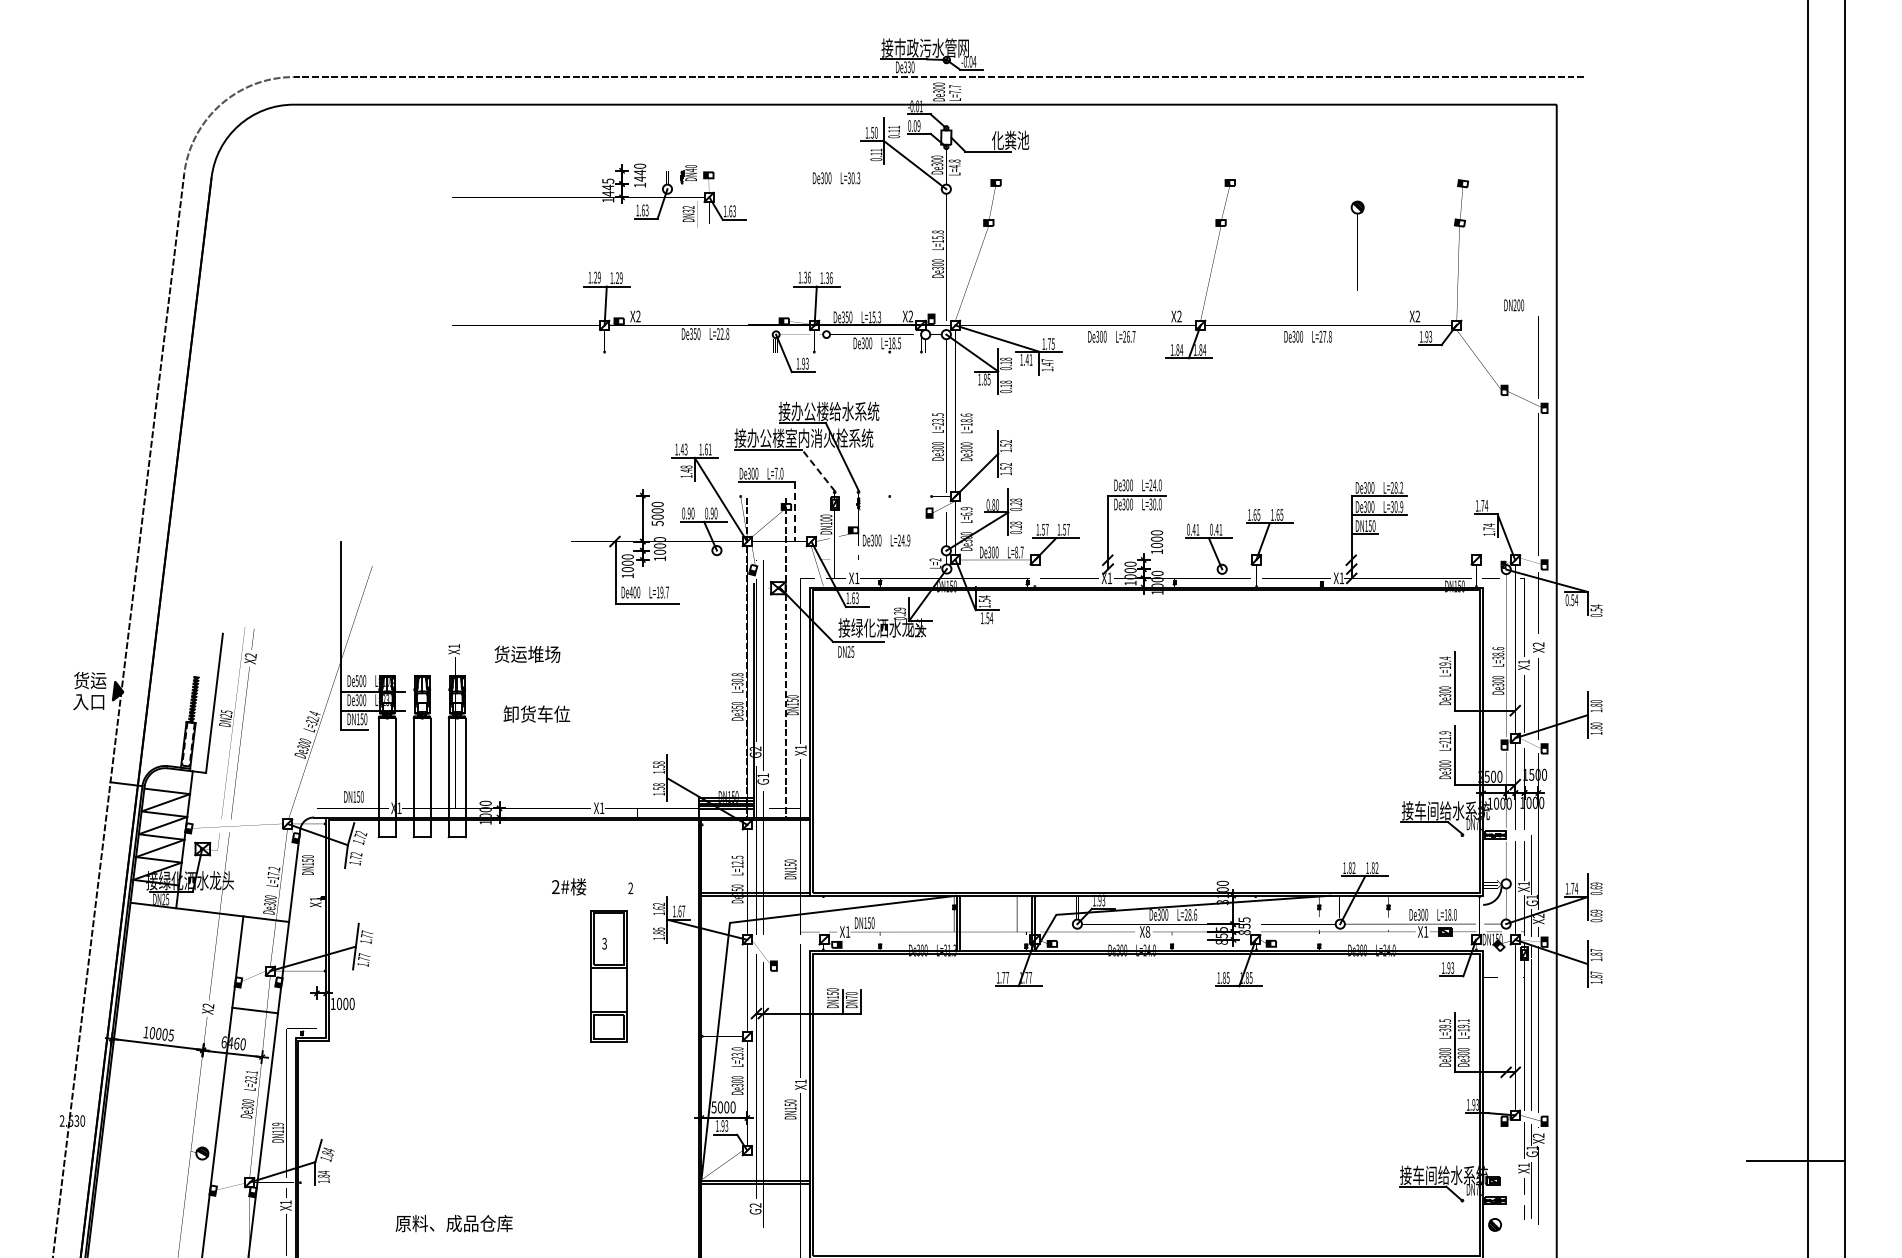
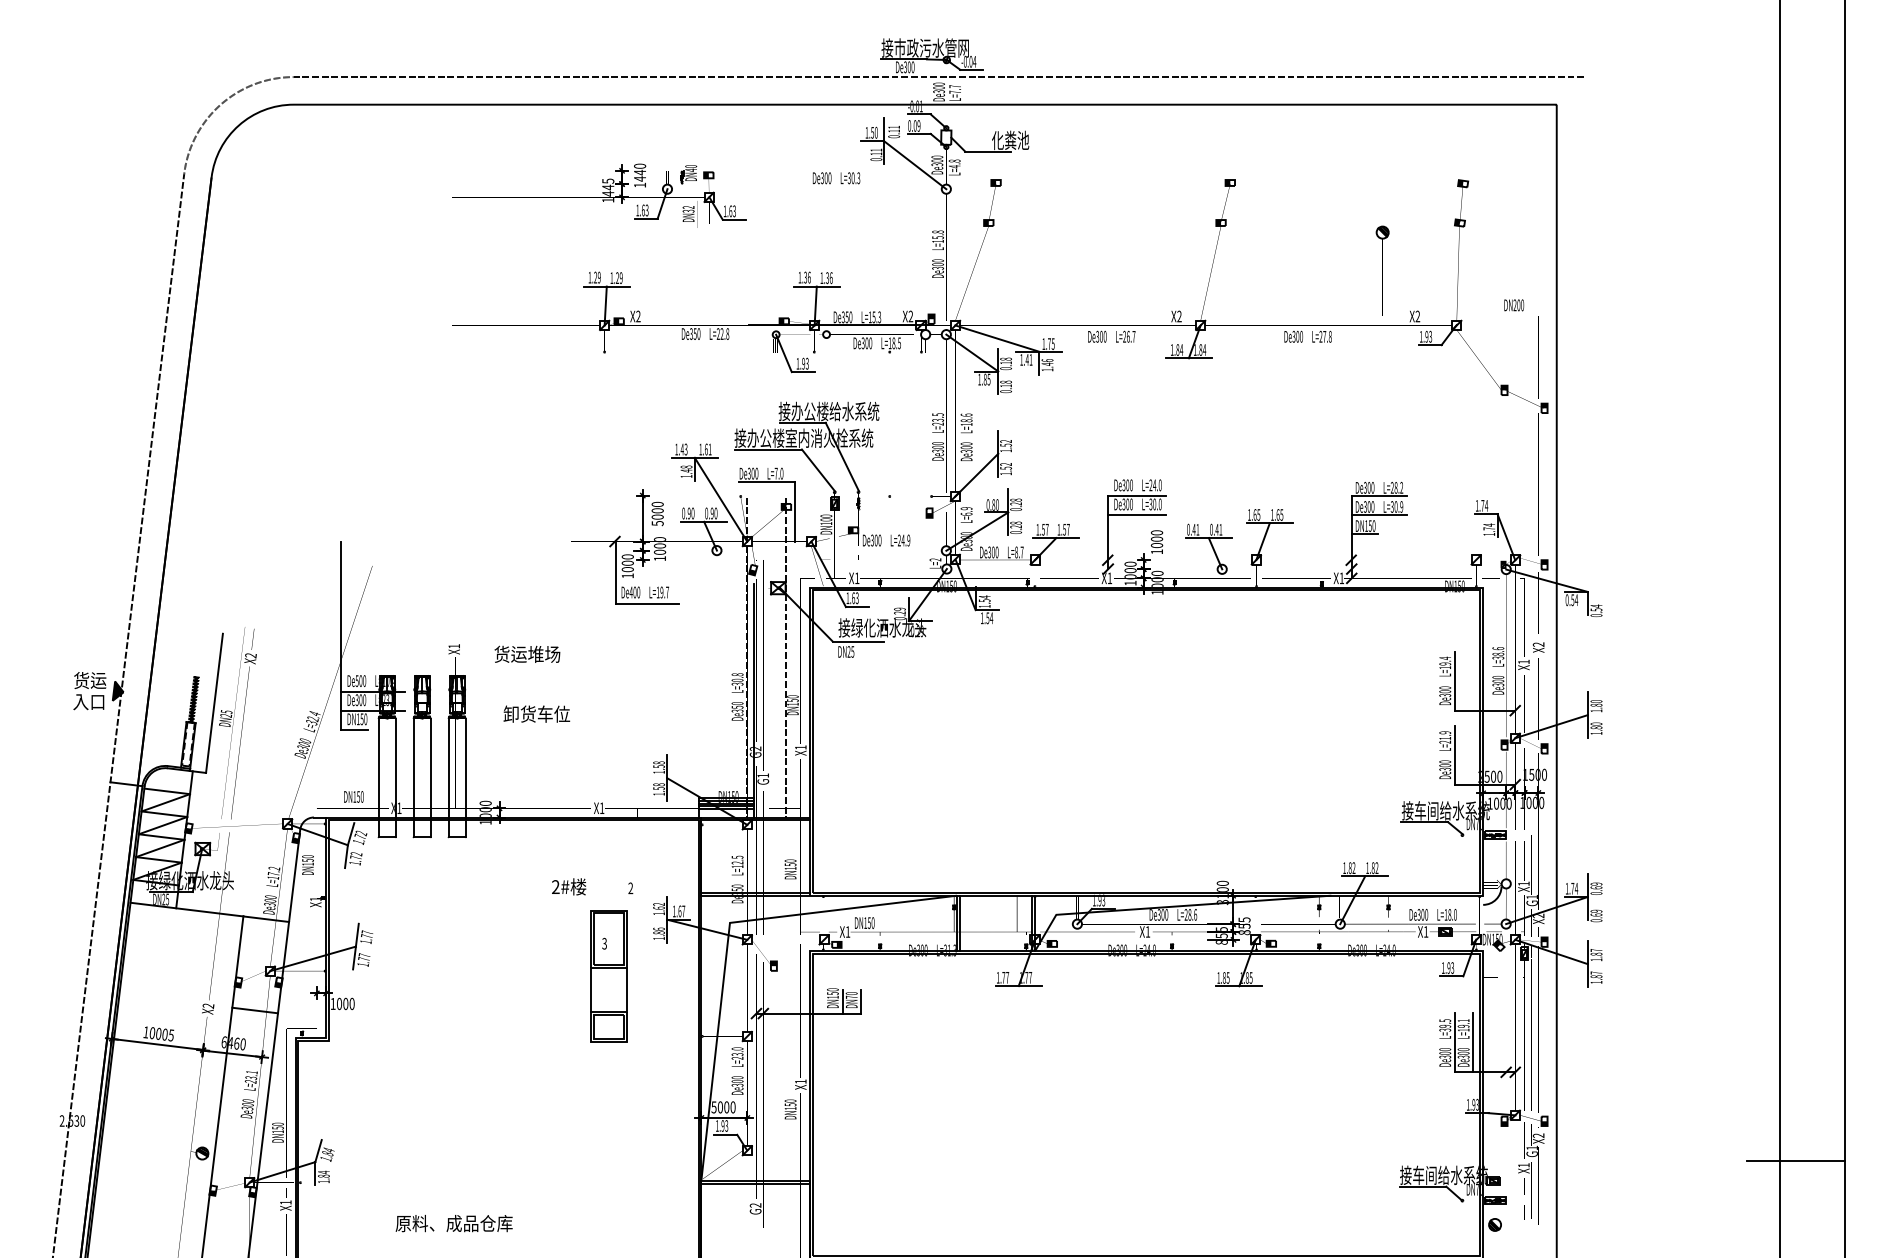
text: De330 -> De300 (908, 66)
part position: (1357, 245) -> (1382, 270) (1382, 270)
text: 1.47 -> 1.46 (1047, 360)
line: dashed -> solid (818, 470)
line: dashed -> solid (795, 511)
line: none -> present (1136, 515)
line position: (1807, 628) -> (1779, 628) (1779, 628)
text: X8 -> X1 (1147, 931)
line: none -> present (1473, 1042)
text: DN119 -> DN150 (277, 1126)
